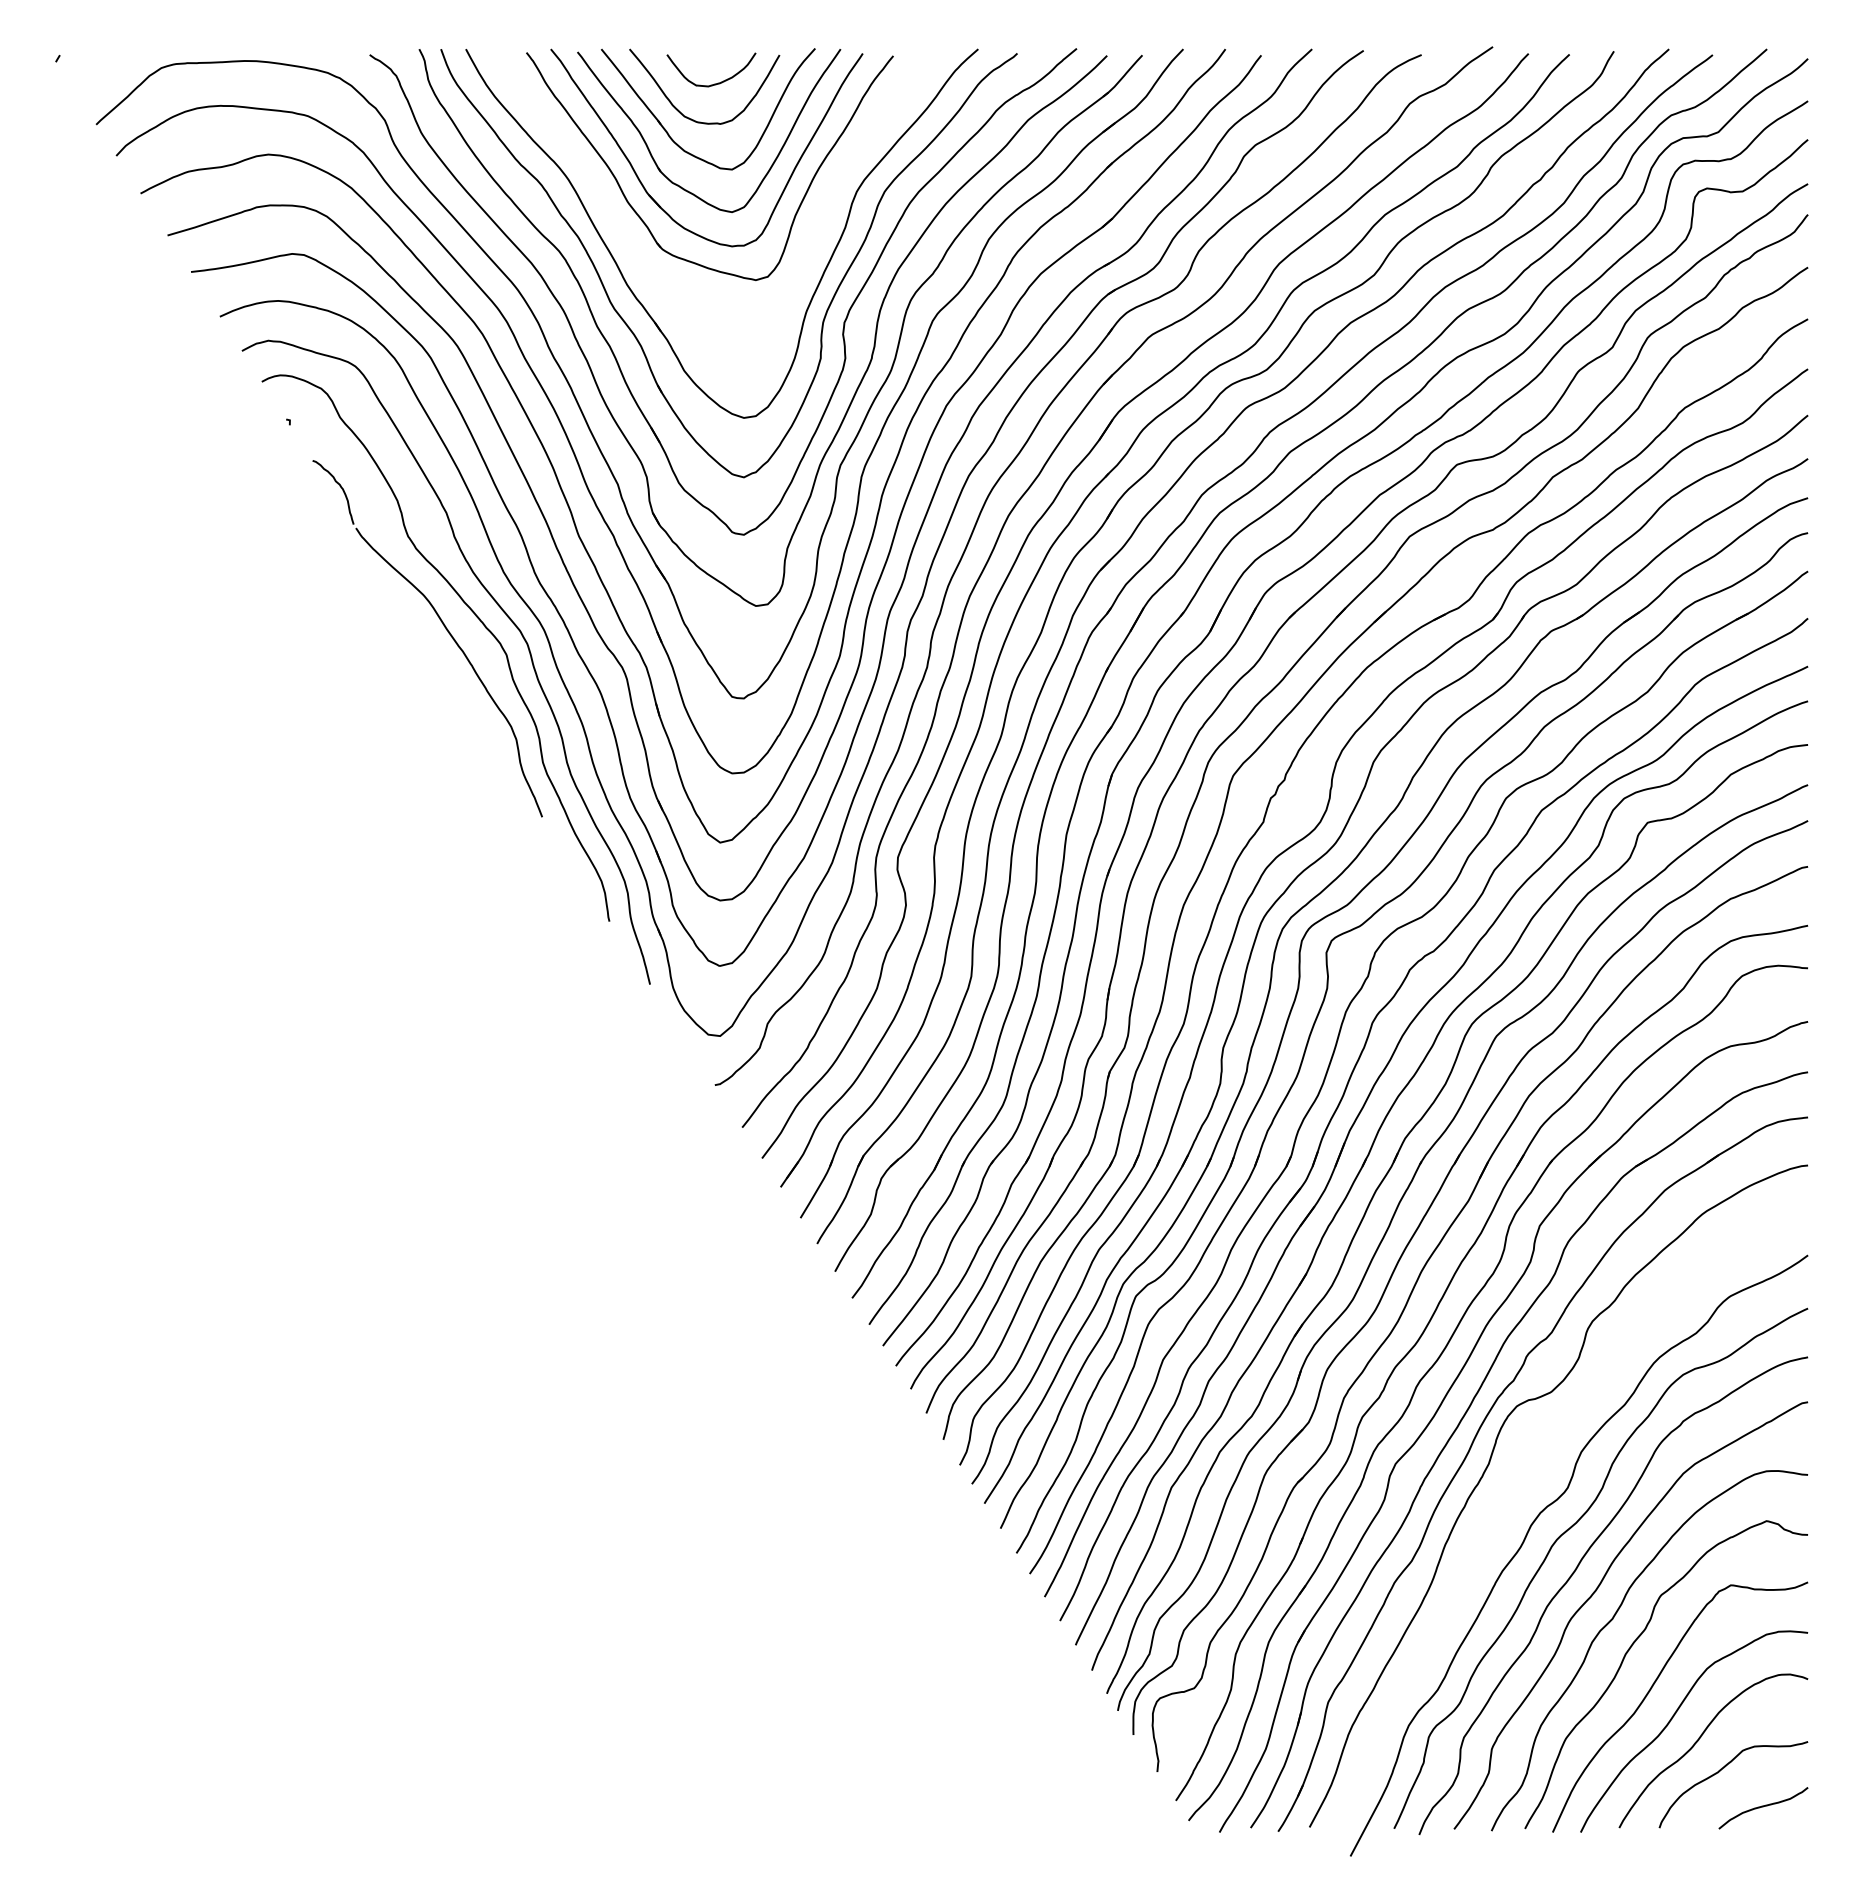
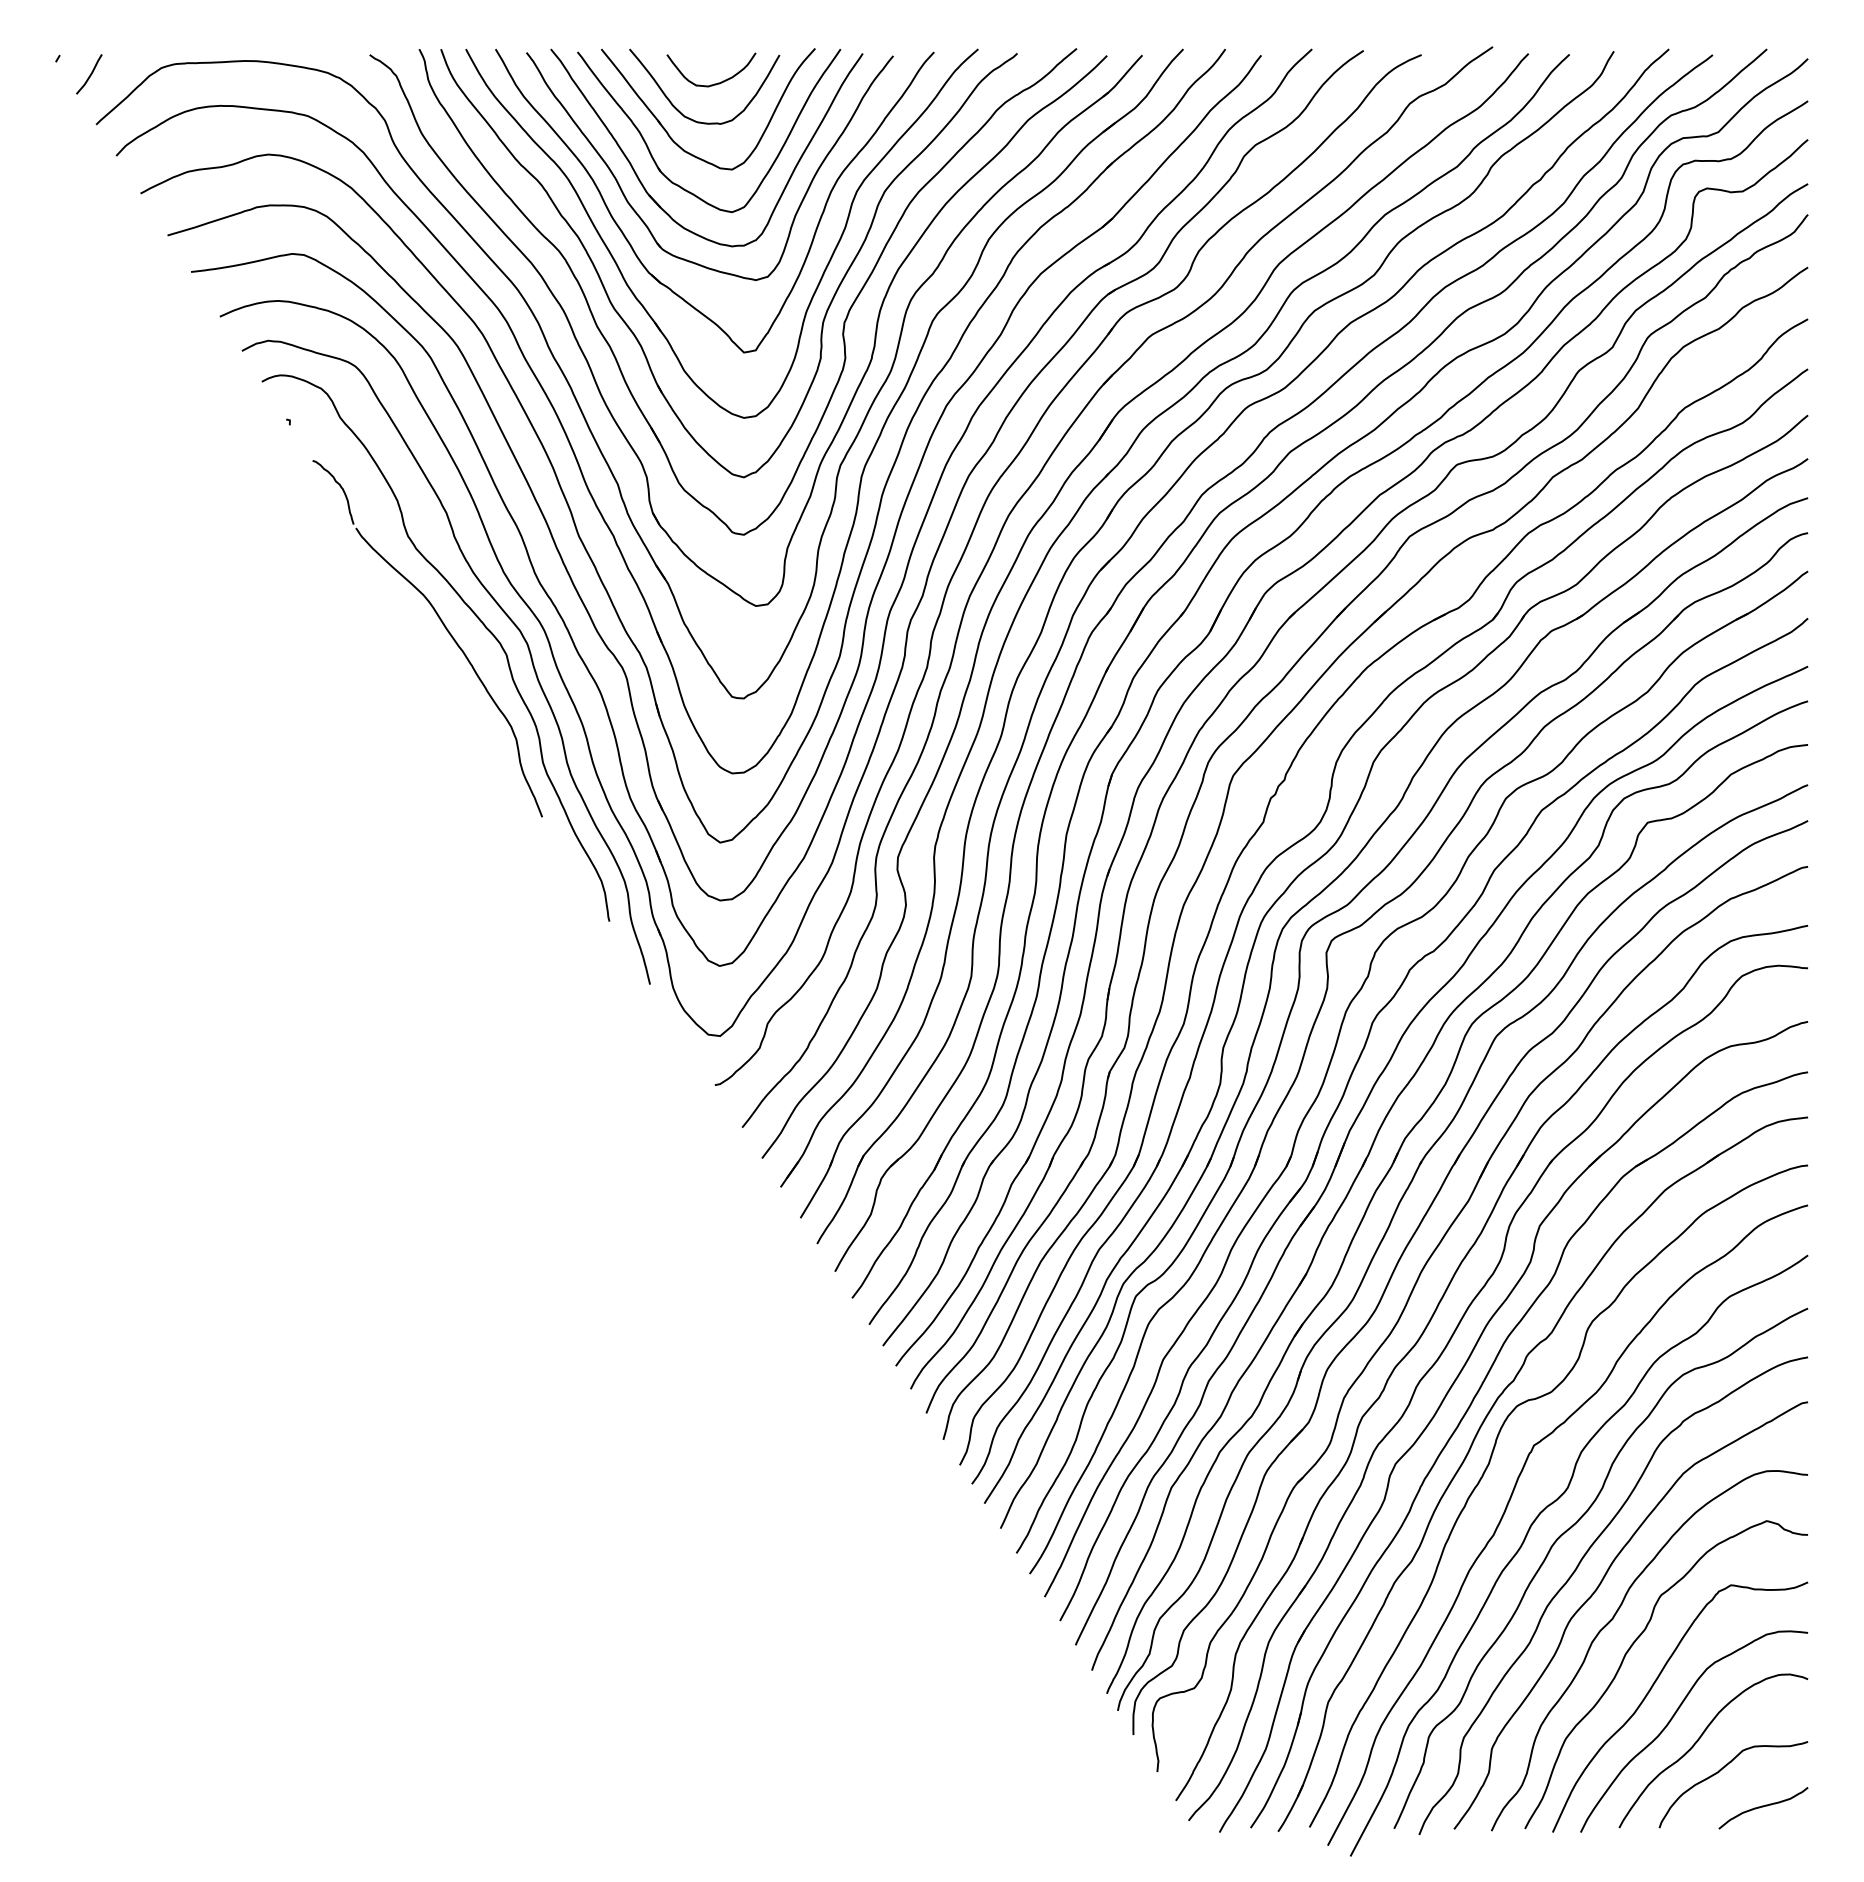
curve: none -> present (90, 74)
part: none -> present (631, 244)
curve: none -> present (1511, 1498)
